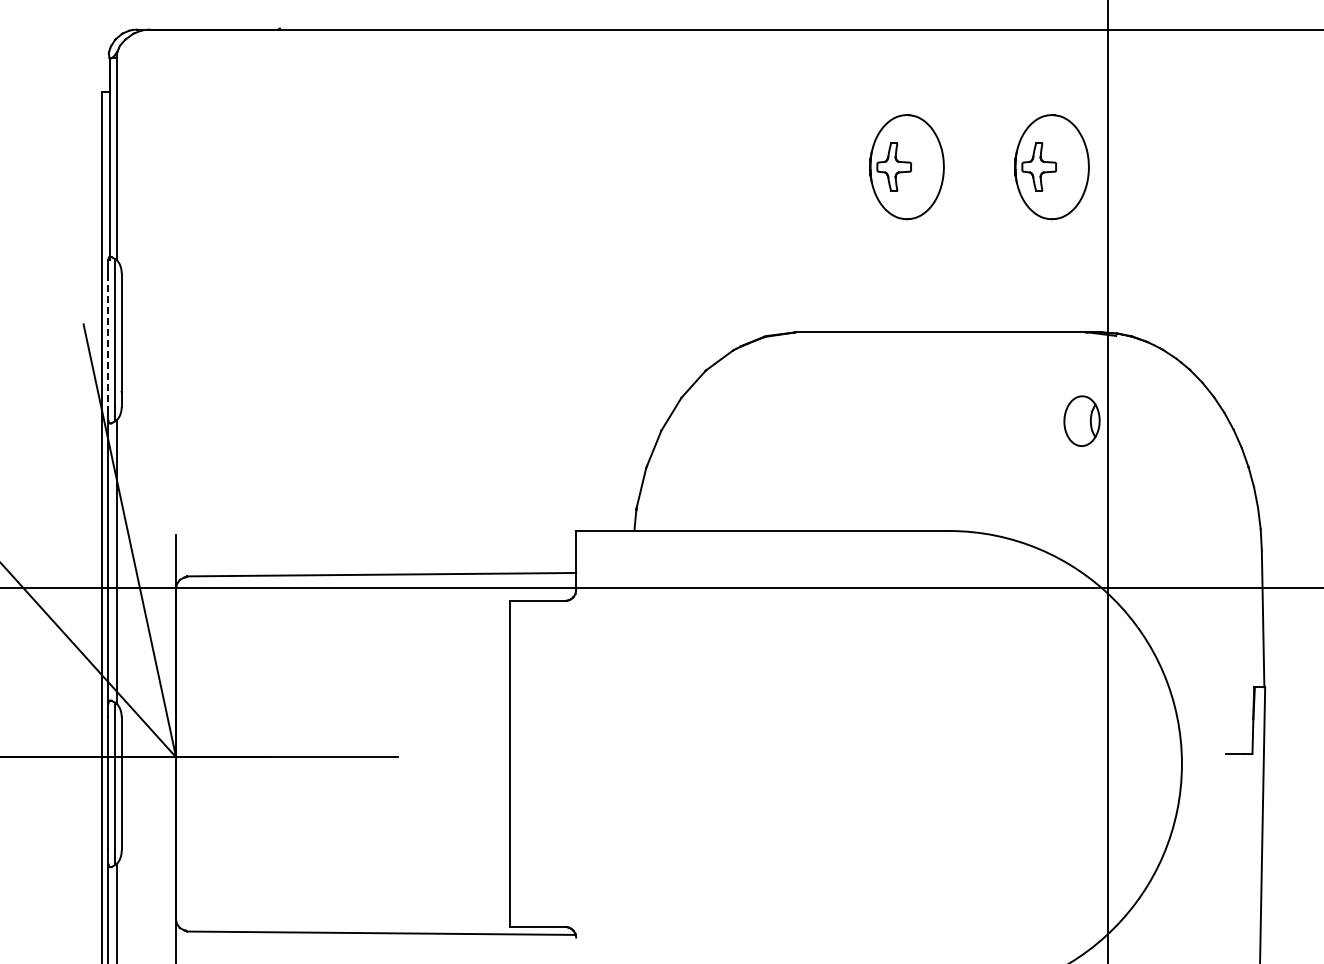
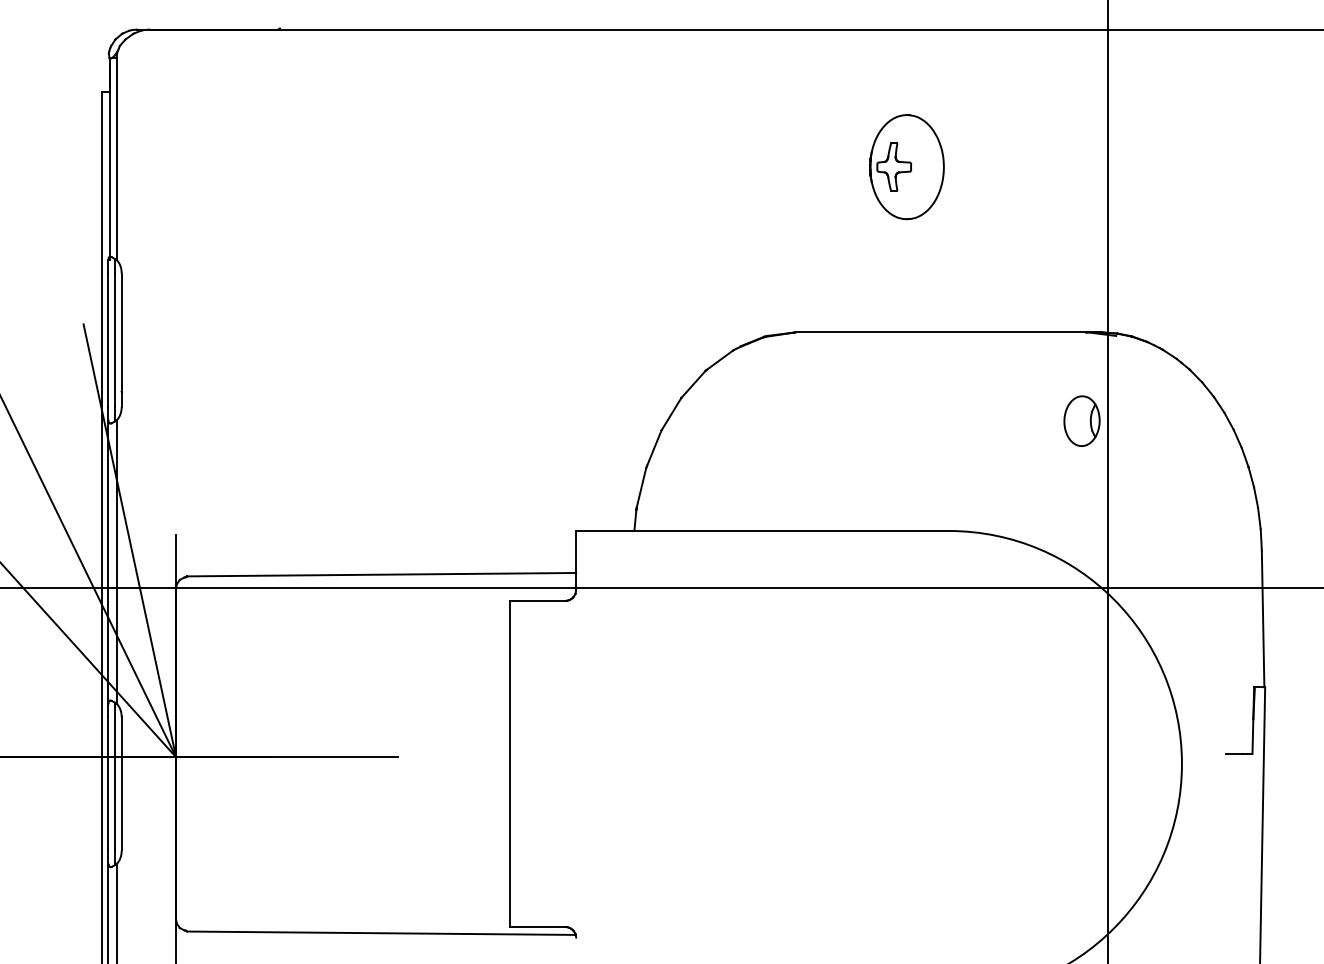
part: present -> none (1051, 167)
line: dashed -> solid (108, 340)
line: none -> present (89, 578)
